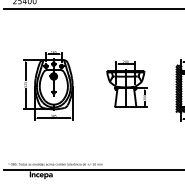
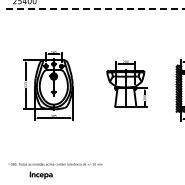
line: solid -> dashed (93, 9)
line: present -> none (92, 169)
